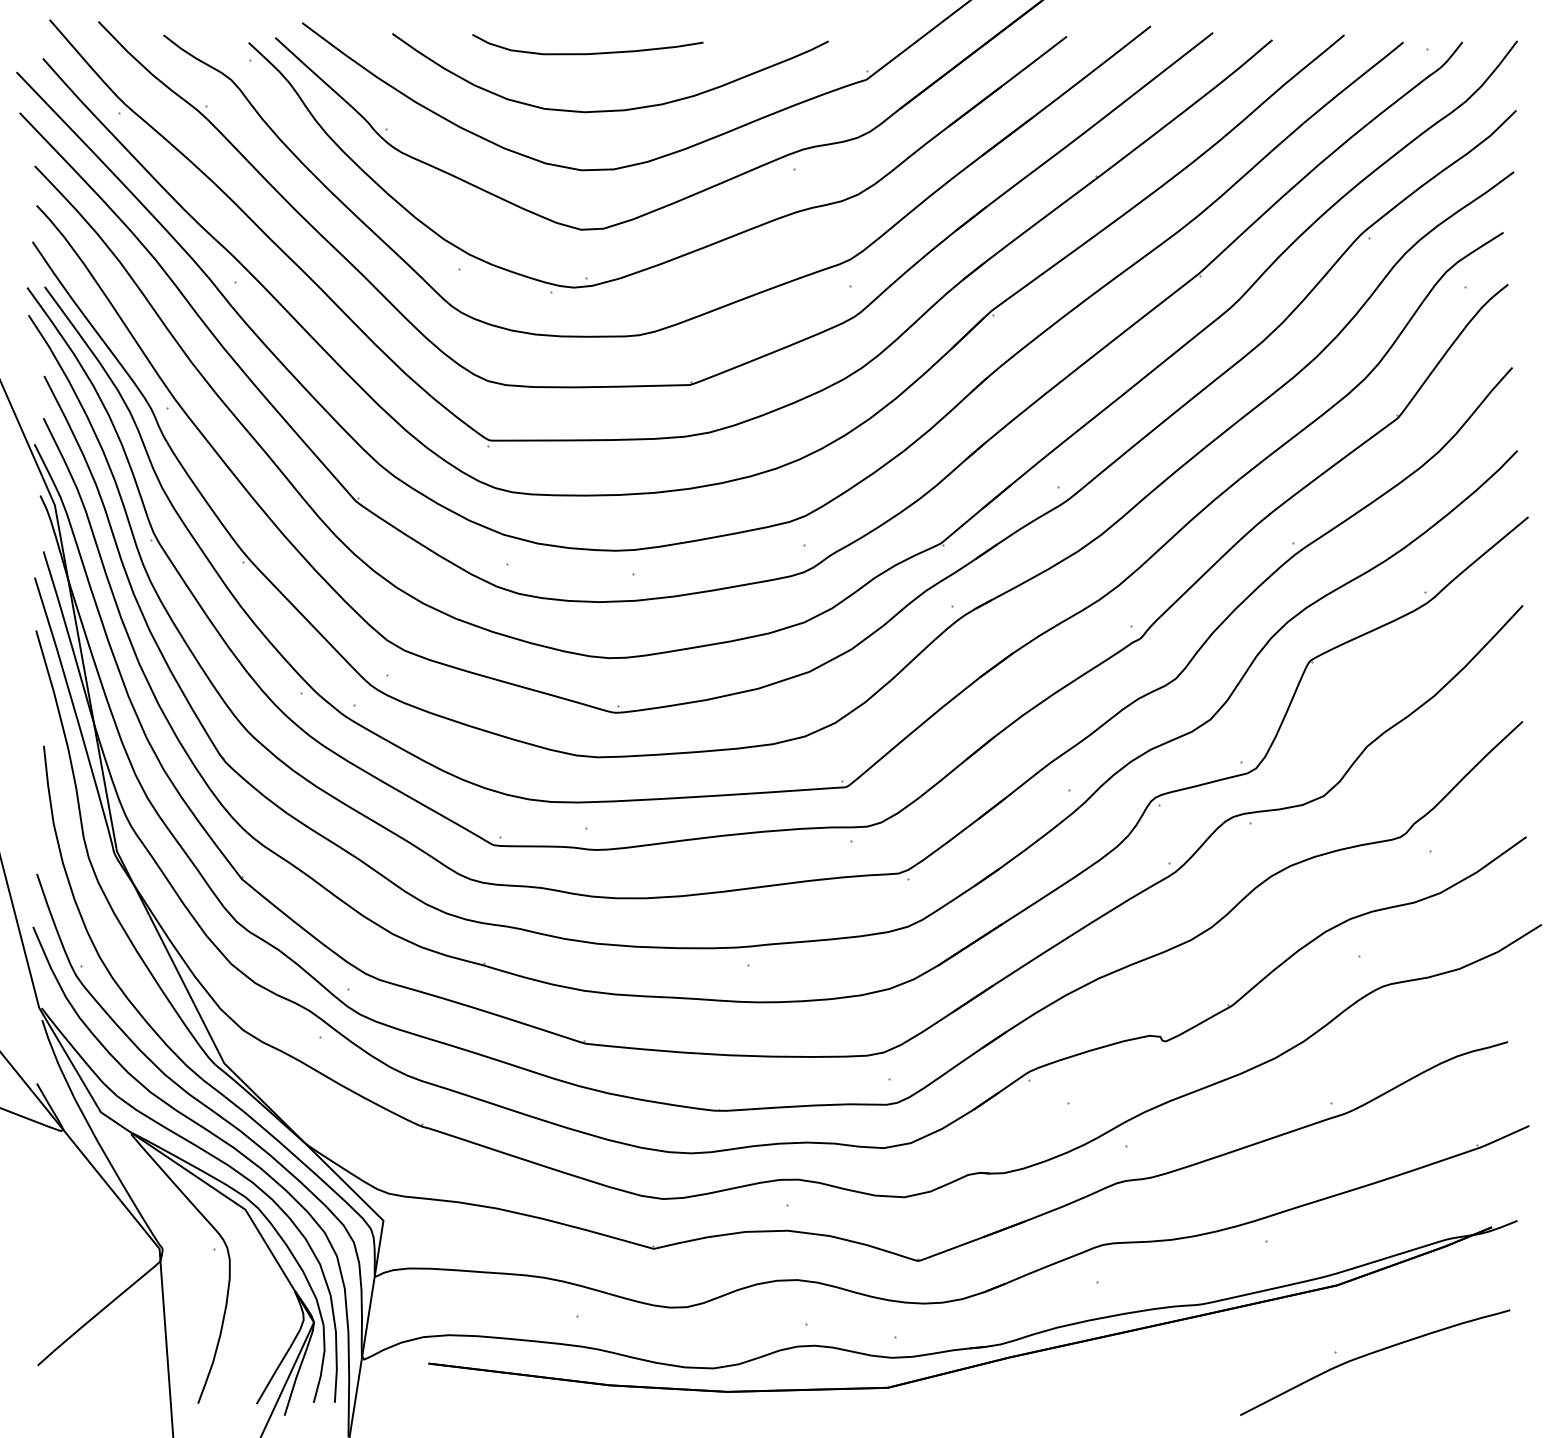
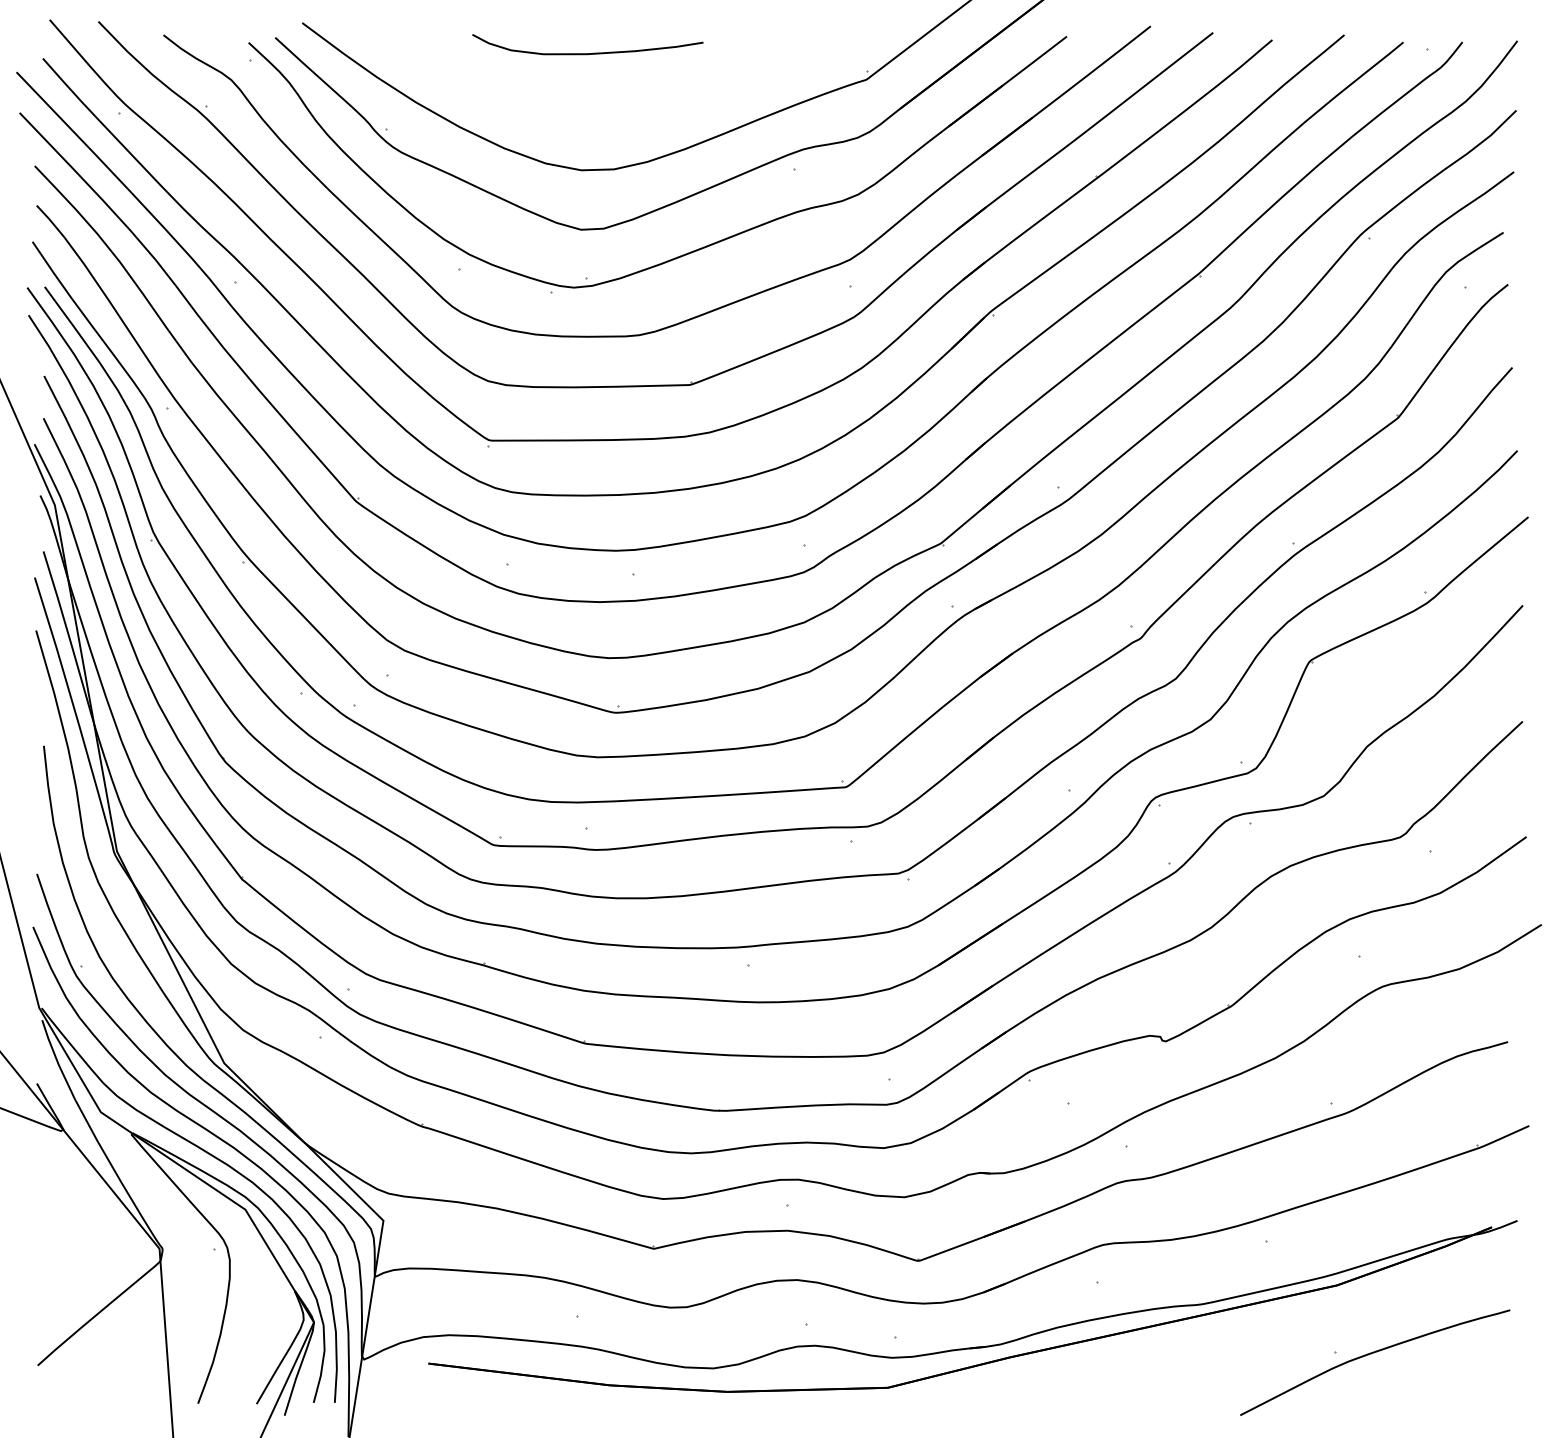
curve: present -> none (613, 109)
